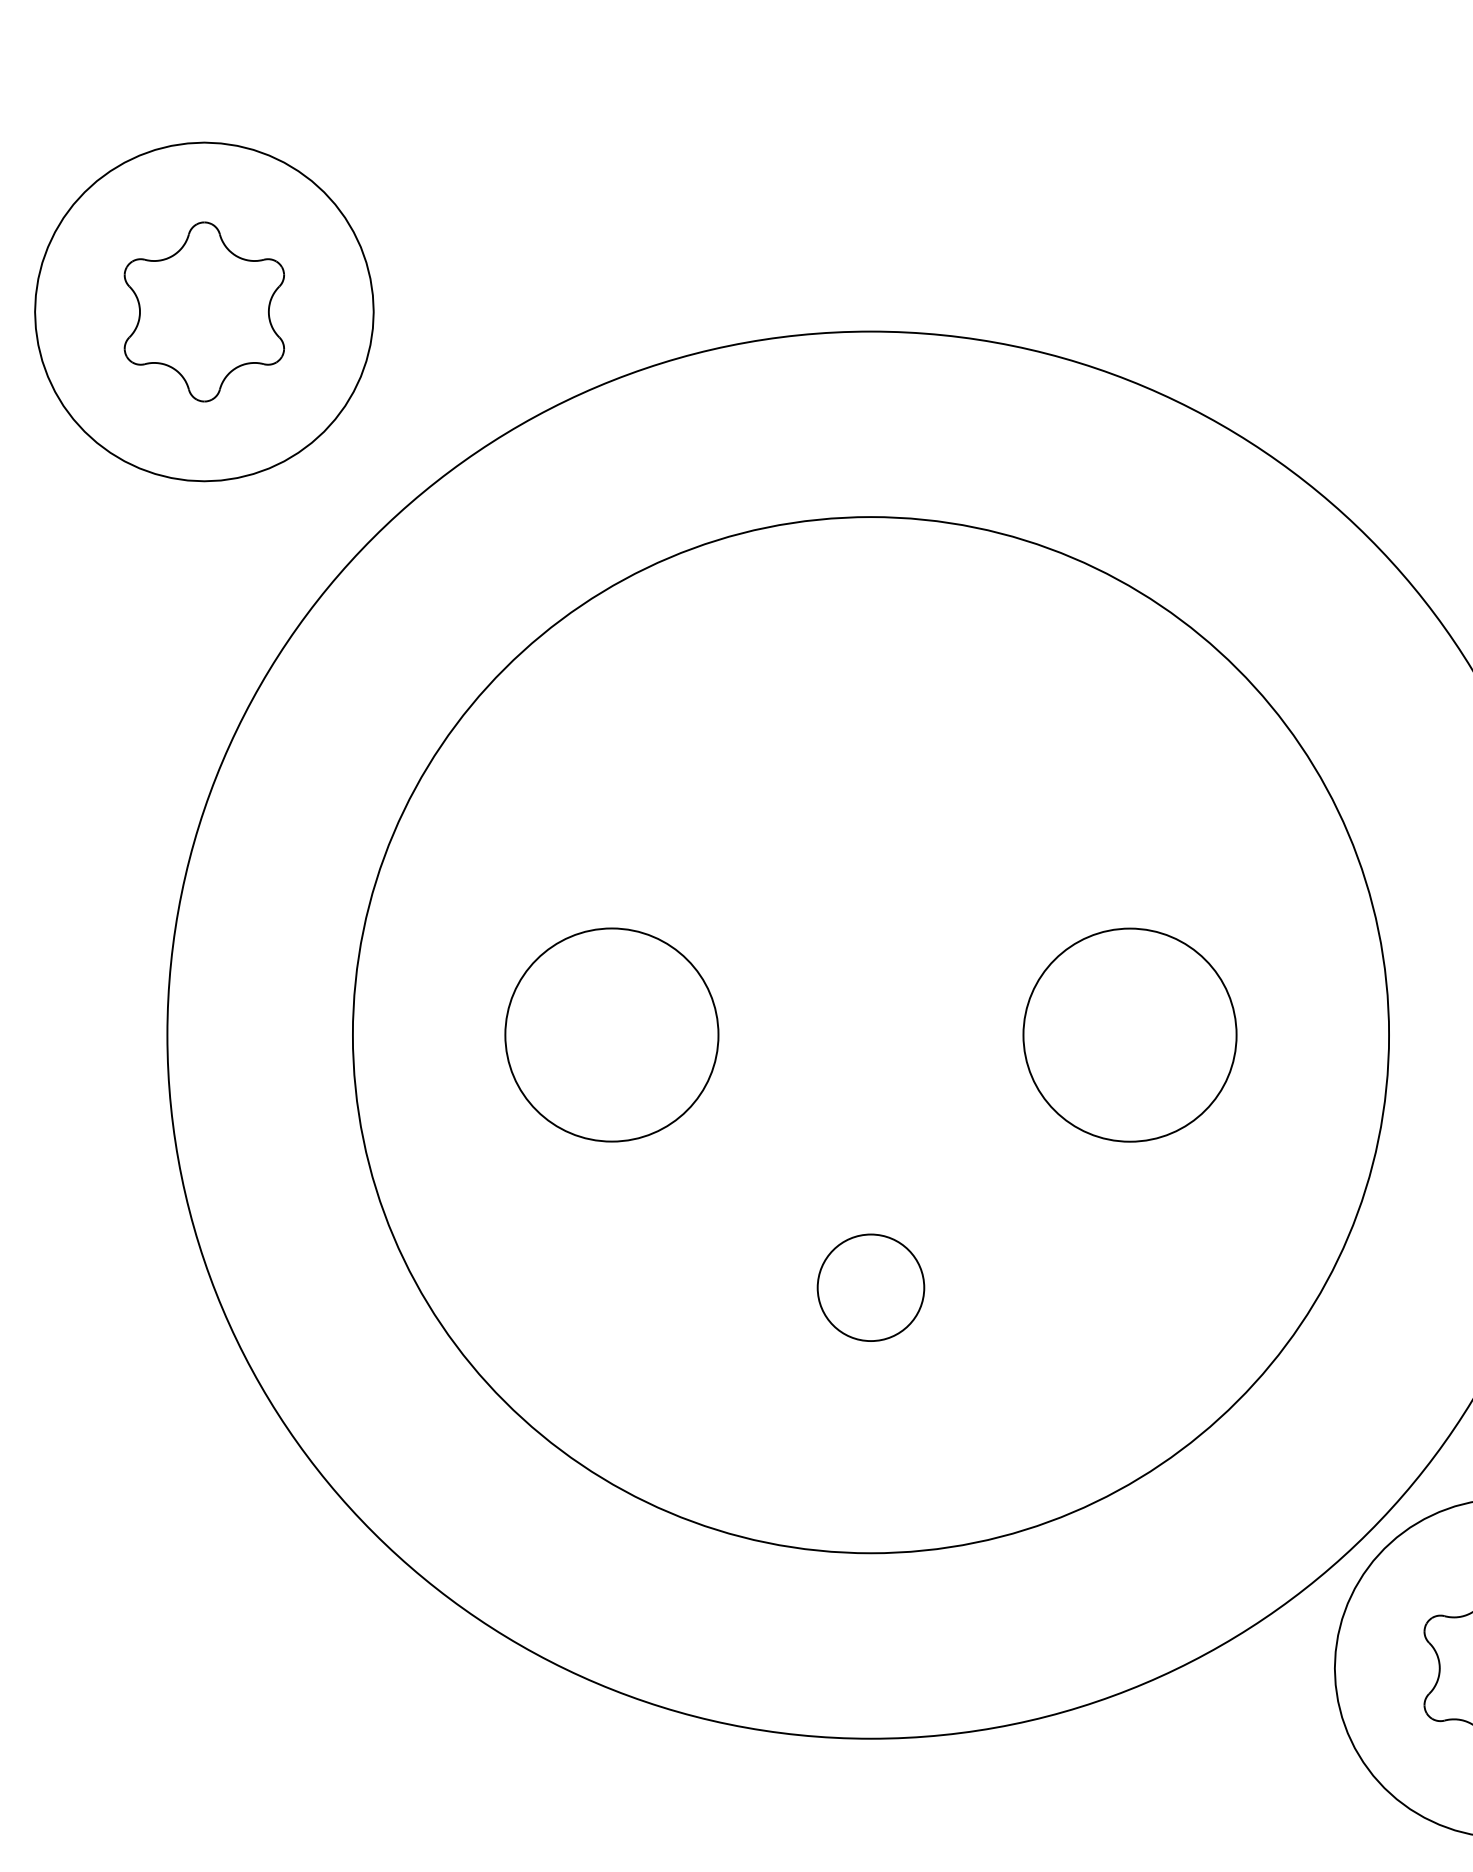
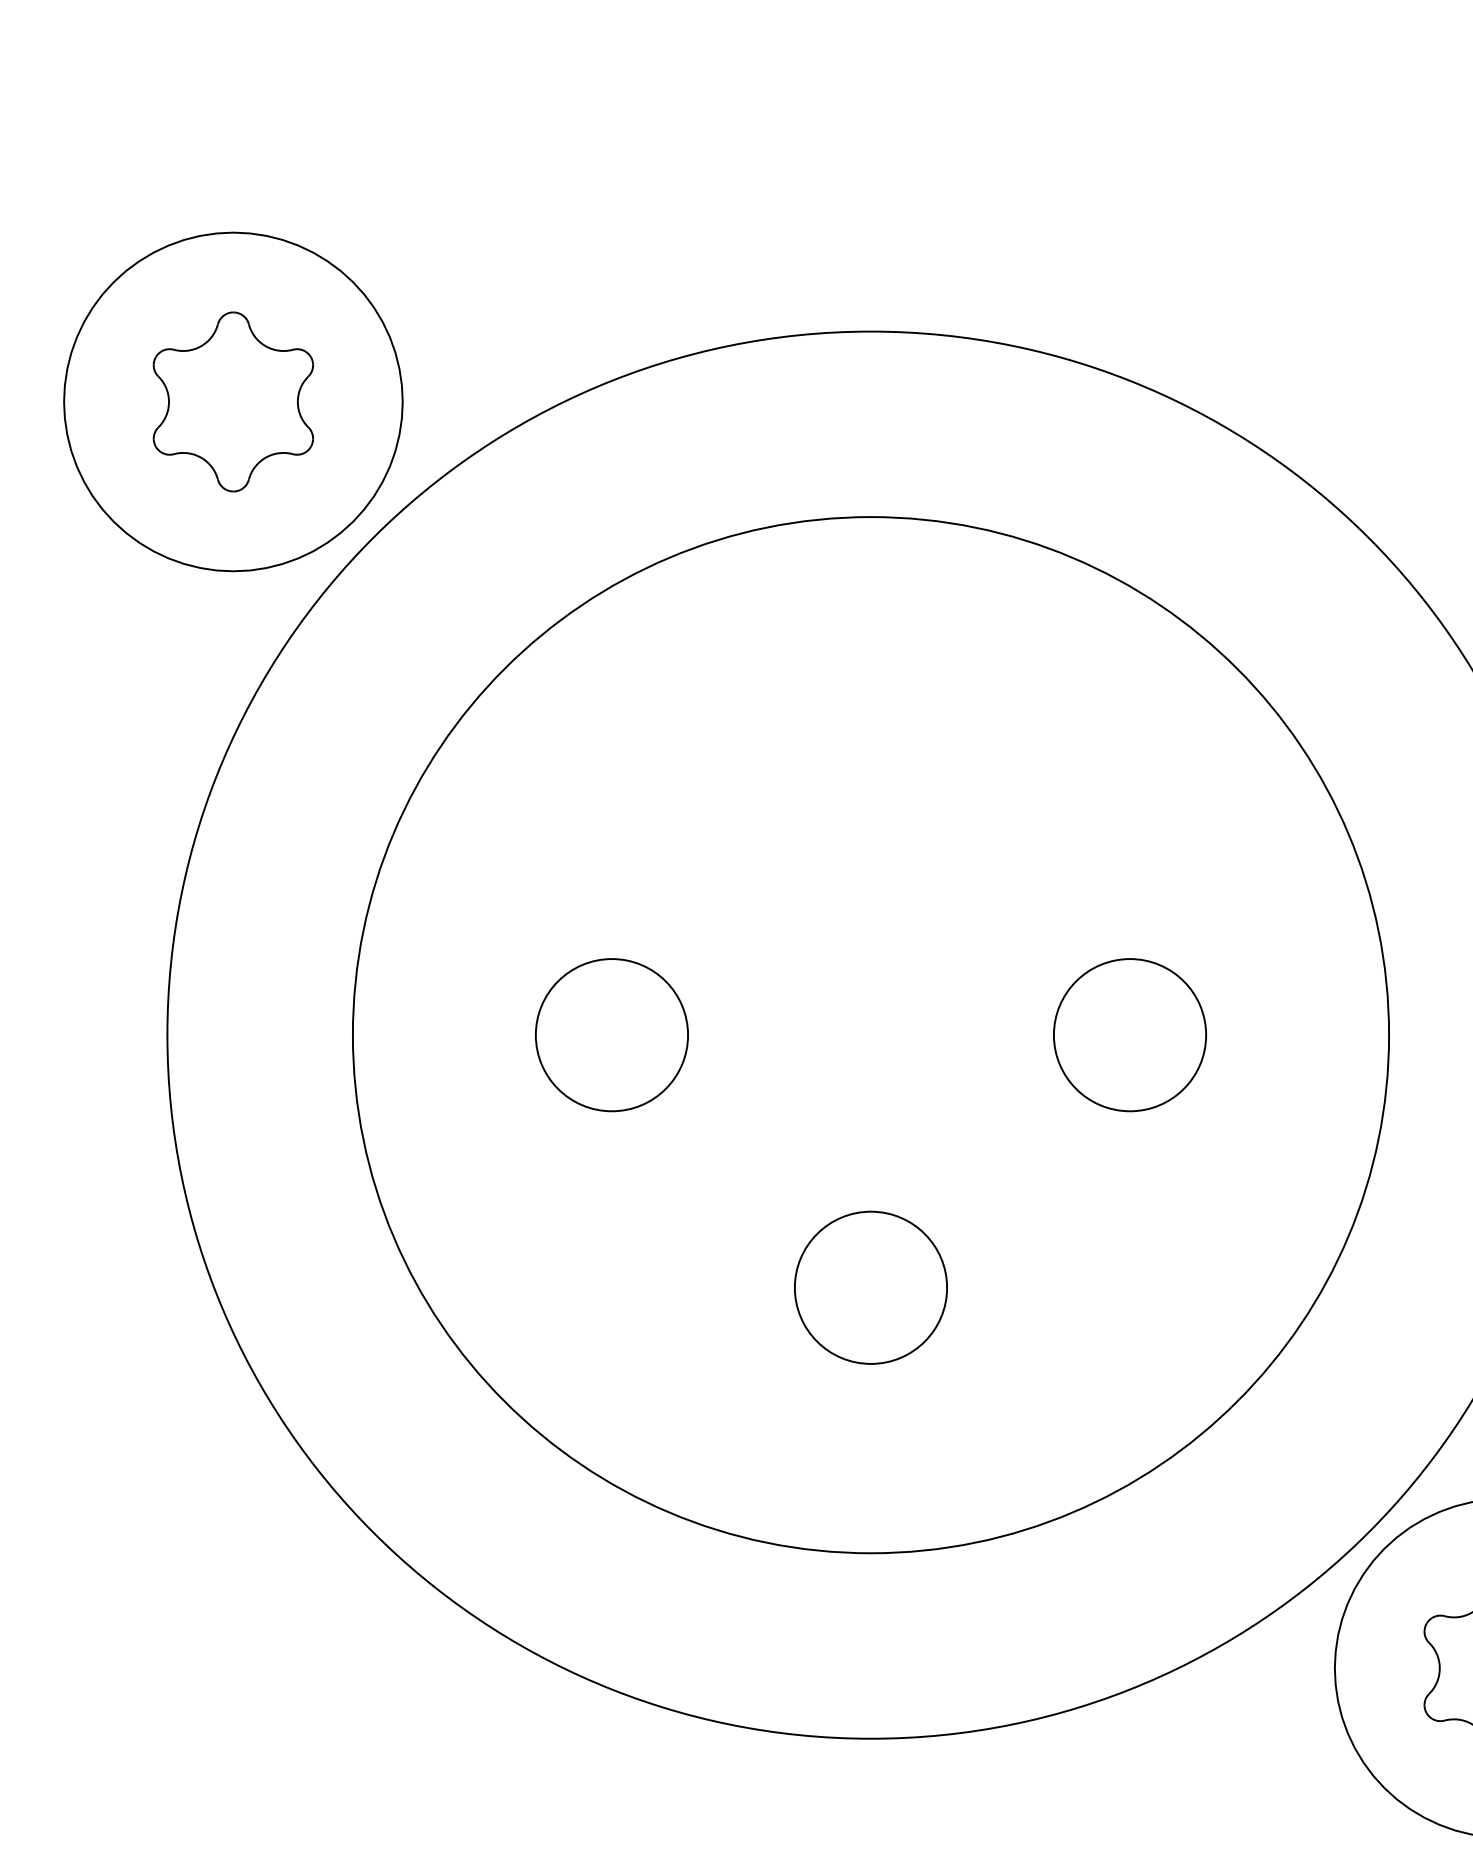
part position: (204, 311) -> (233, 401) (233, 401)
circle size: 216x216 px -> 154x155 px (611, 1035)
circle diameter: 213 px -> 152 px (1129, 1035)
circle diameter: 107 px -> 152 px (870, 1287)
